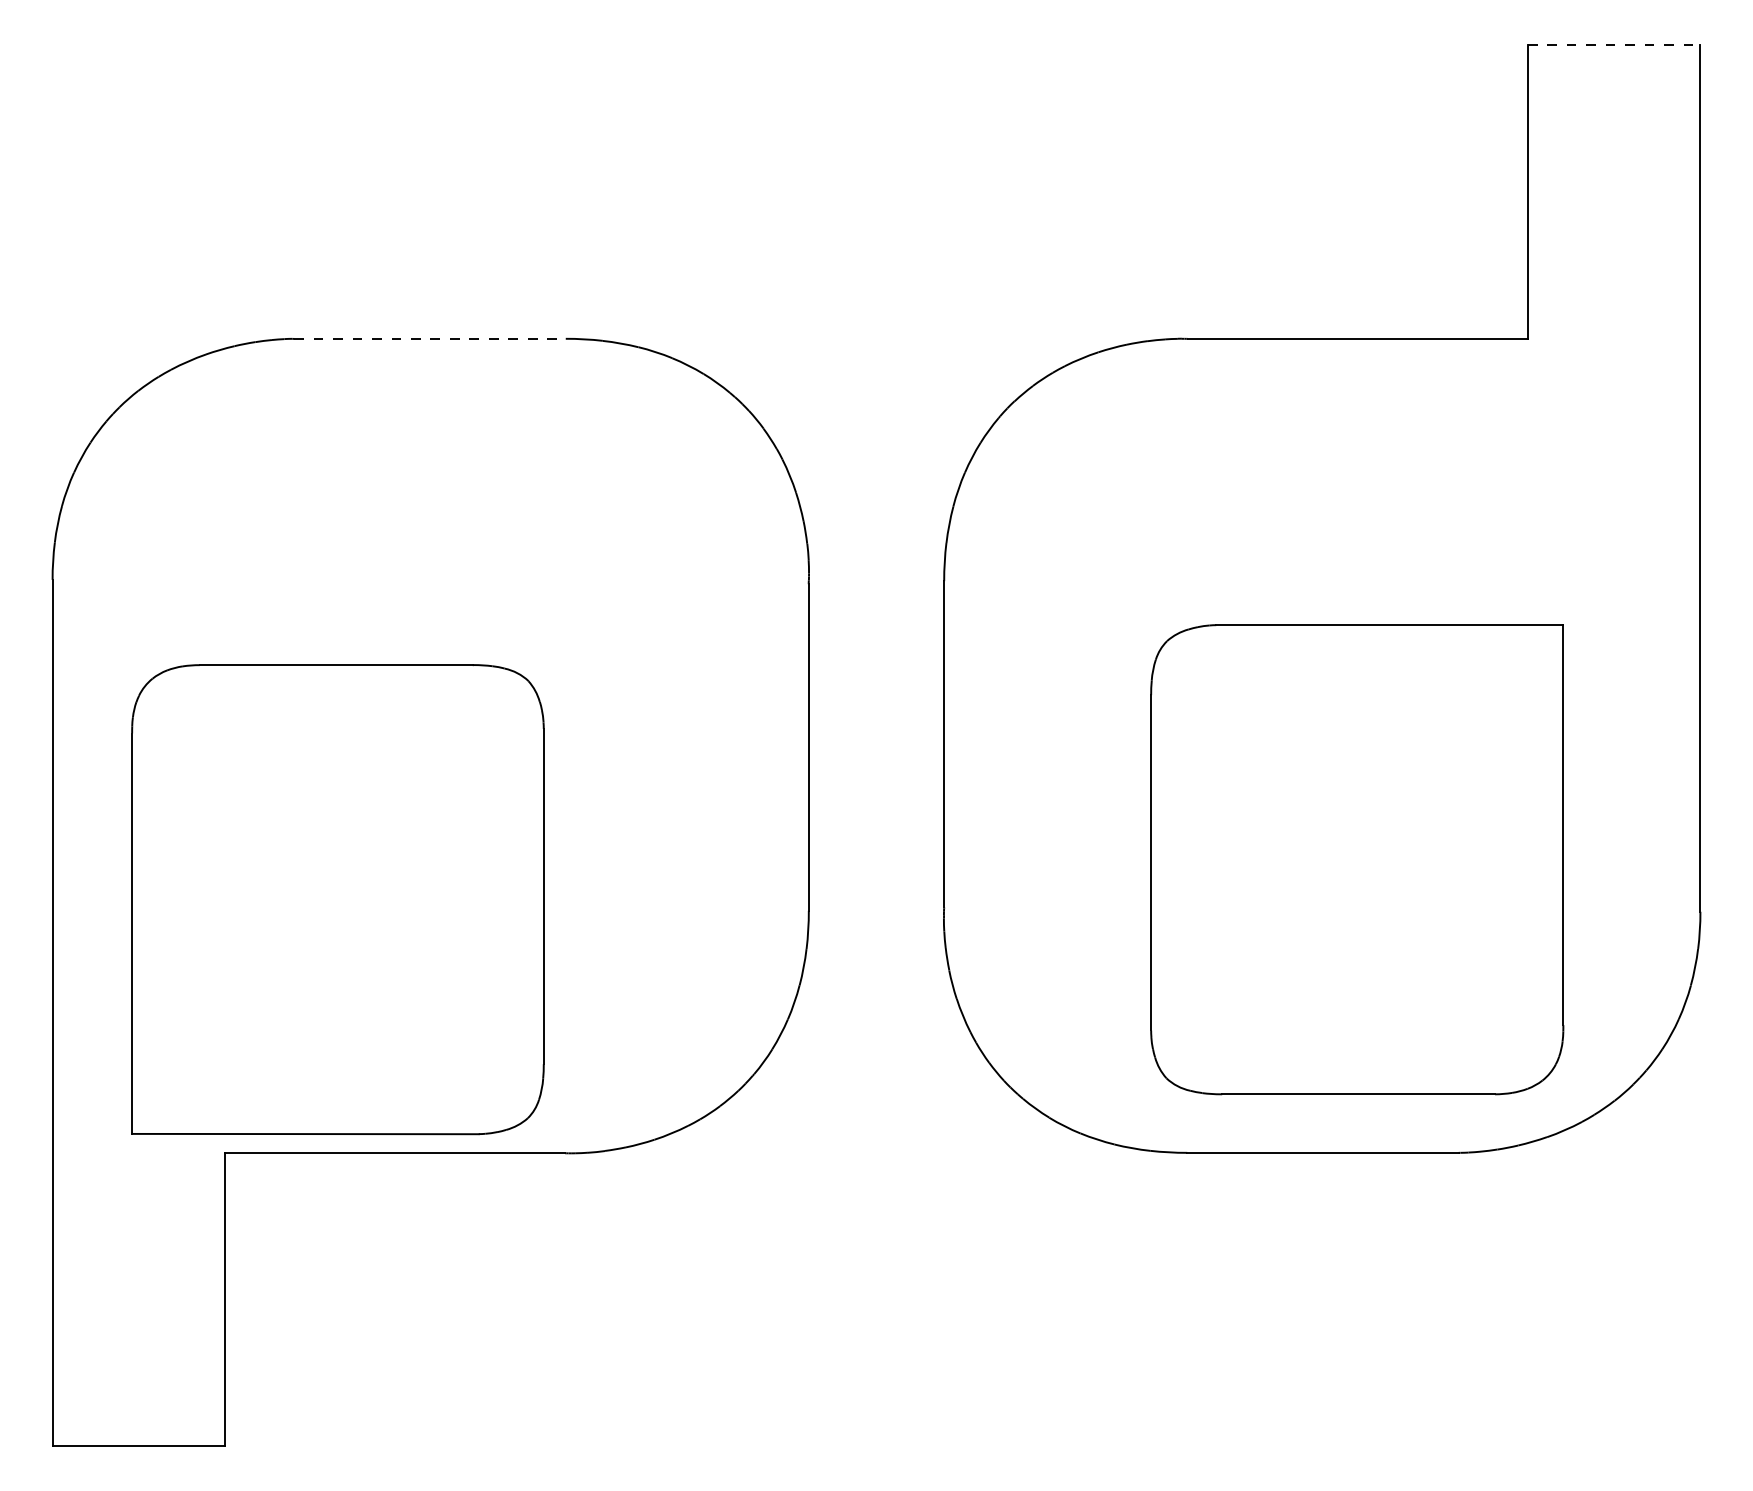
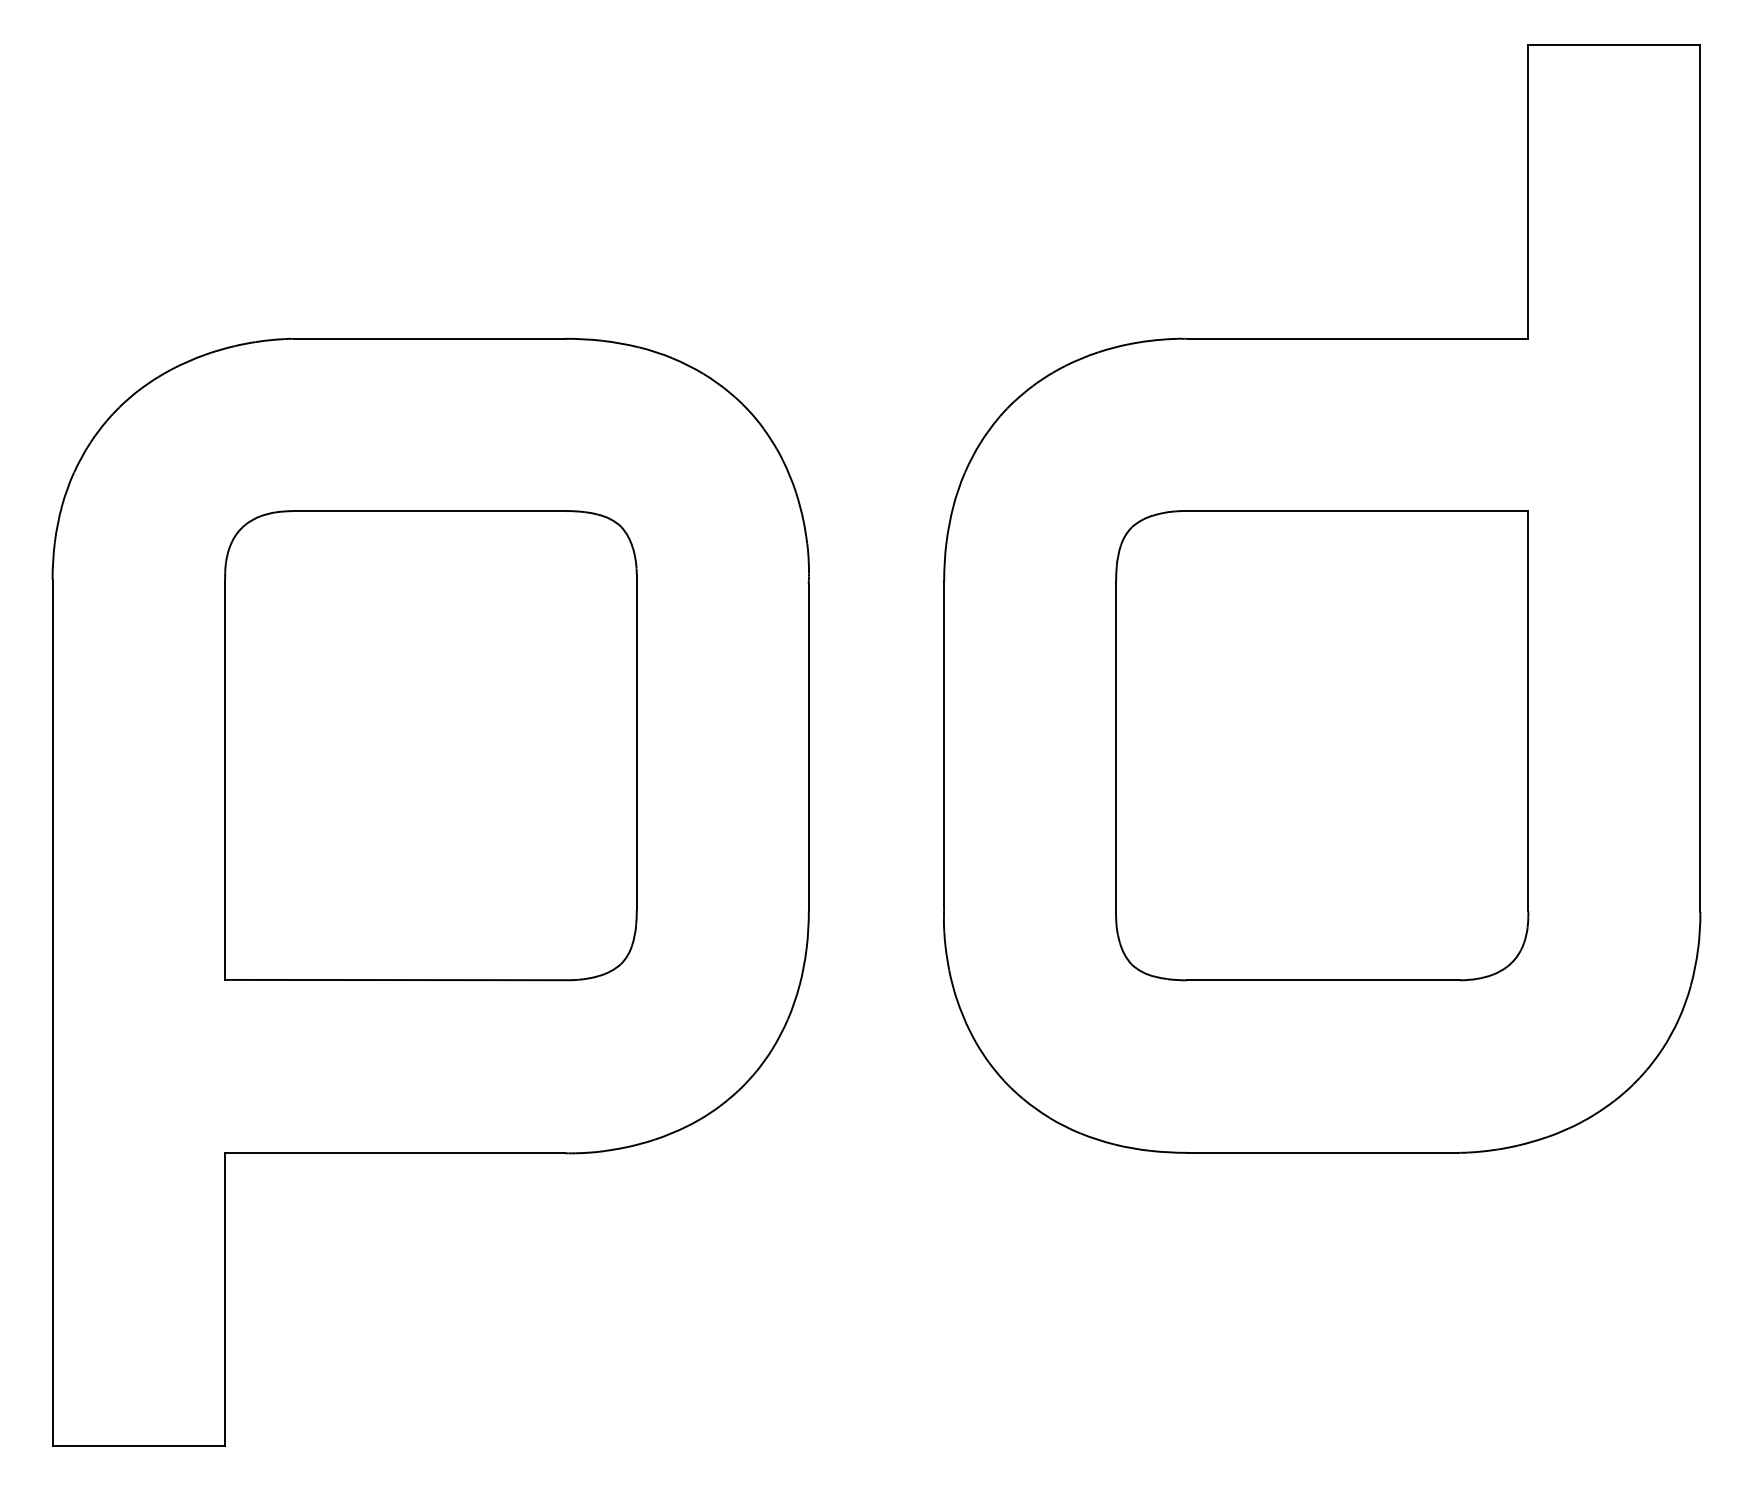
line: dashed -> solid (1614, 44)
line: dashed -> solid (429, 338)
part position: (1357, 859) -> (1322, 745) (1322, 745)
part position: (337, 899) -> (430, 745) (430, 745)
